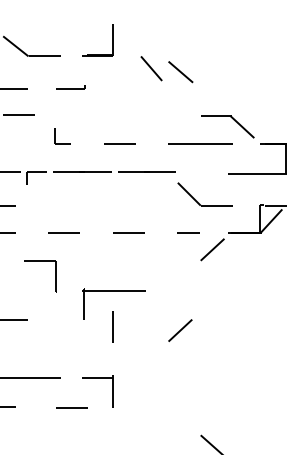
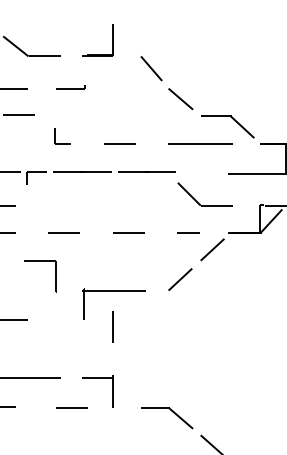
line position: (180, 72) -> (180, 99) (180, 99)
line position: (180, 330) -> (180, 279) (180, 279)
part: none -> present (172, 412)
